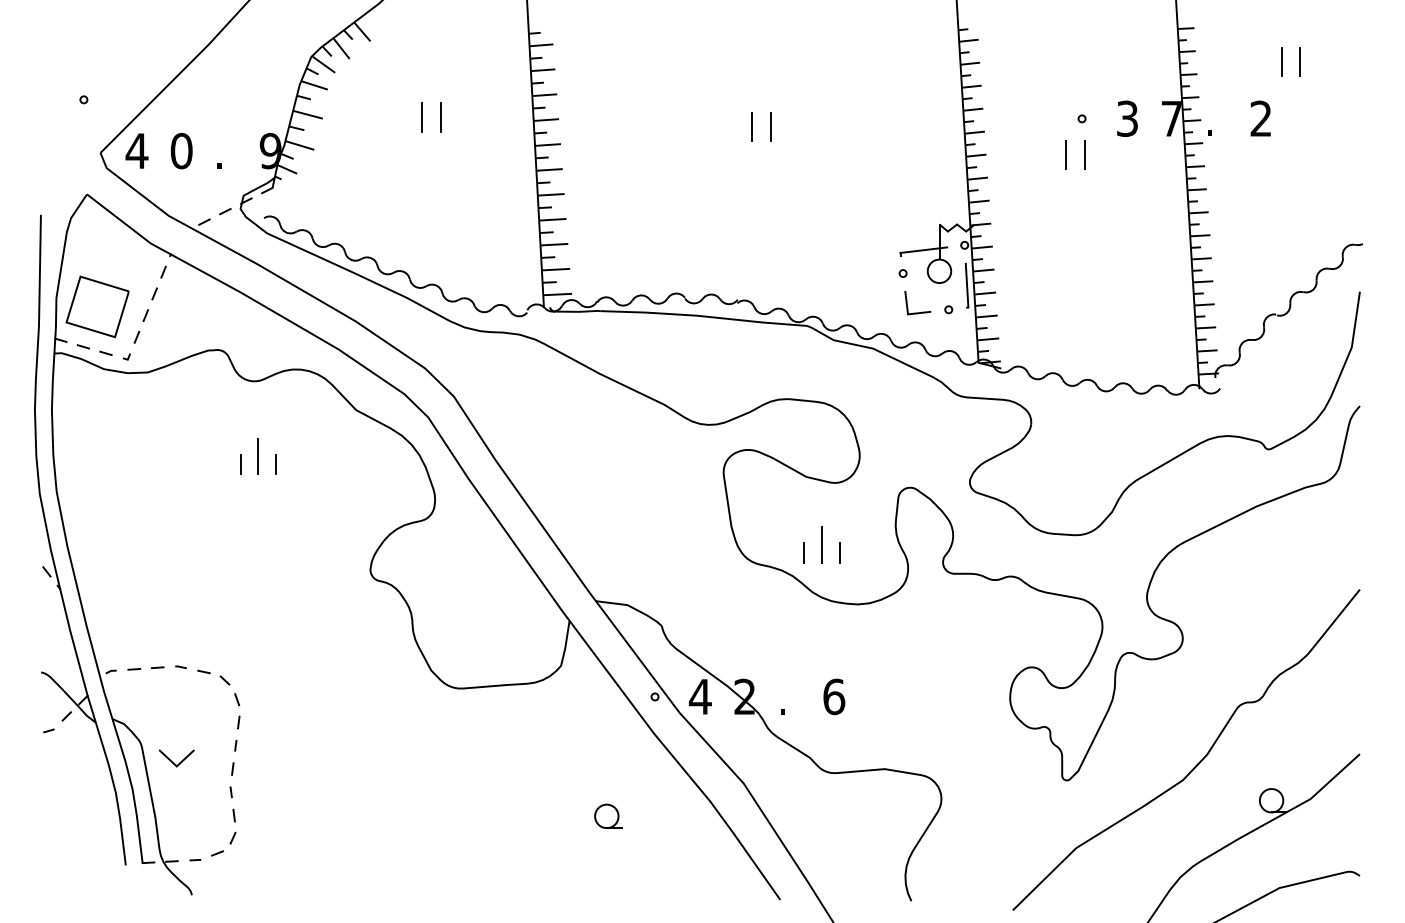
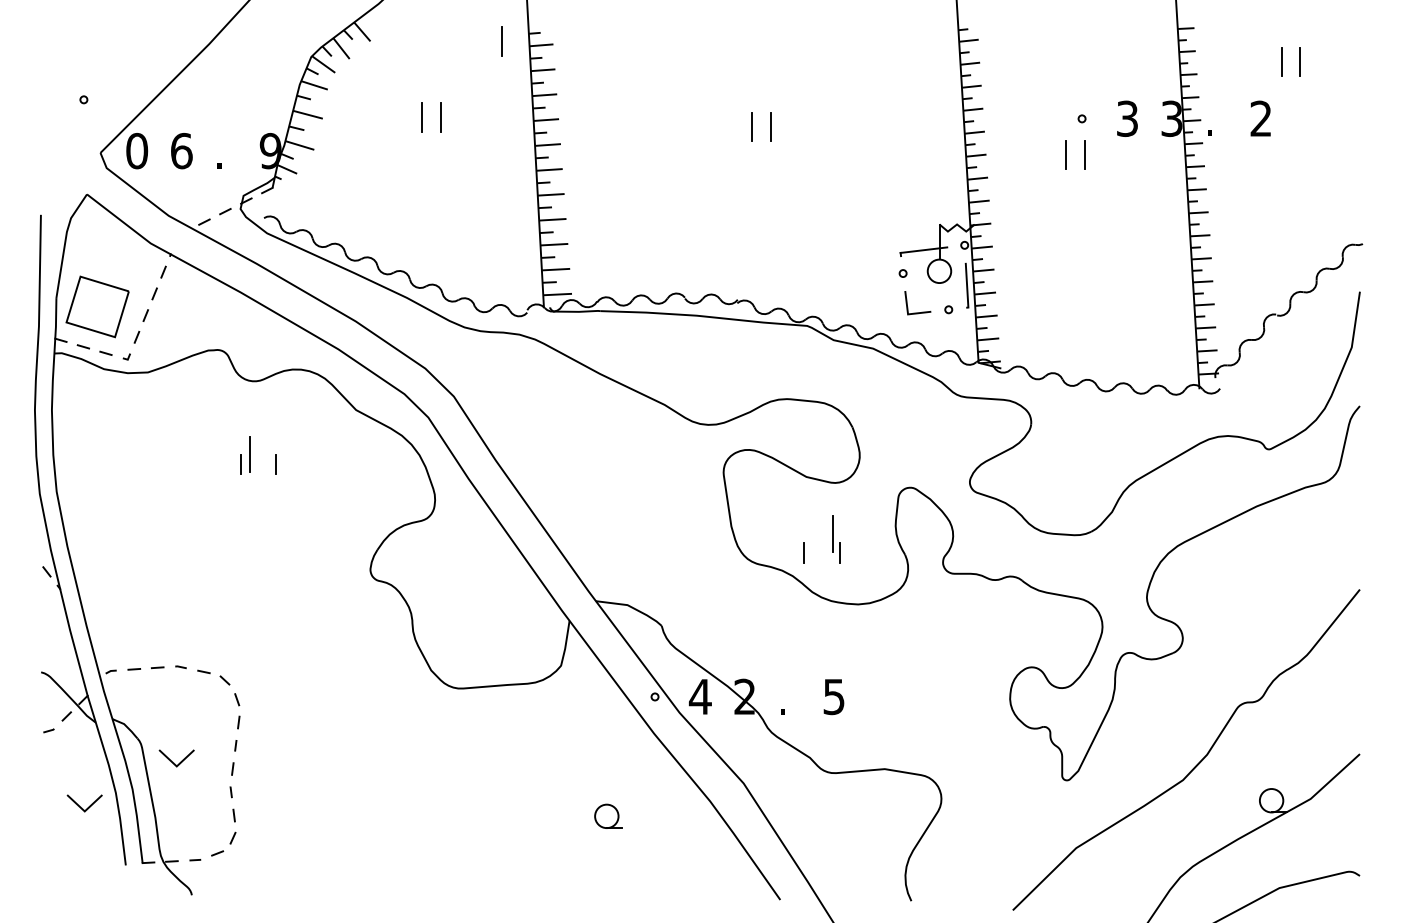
line: none -> present (501, 41)
text: 7 -> 3 (1171, 118)
text: 4 -> 0 (136, 150)
text: 0 -> 6 (181, 150)
line position: (257, 456) -> (249, 454) (249, 454)
line position: (821, 544) -> (832, 533) (832, 533)
text: 6 -> 5 (834, 696)
line: none -> present (82, 807)
